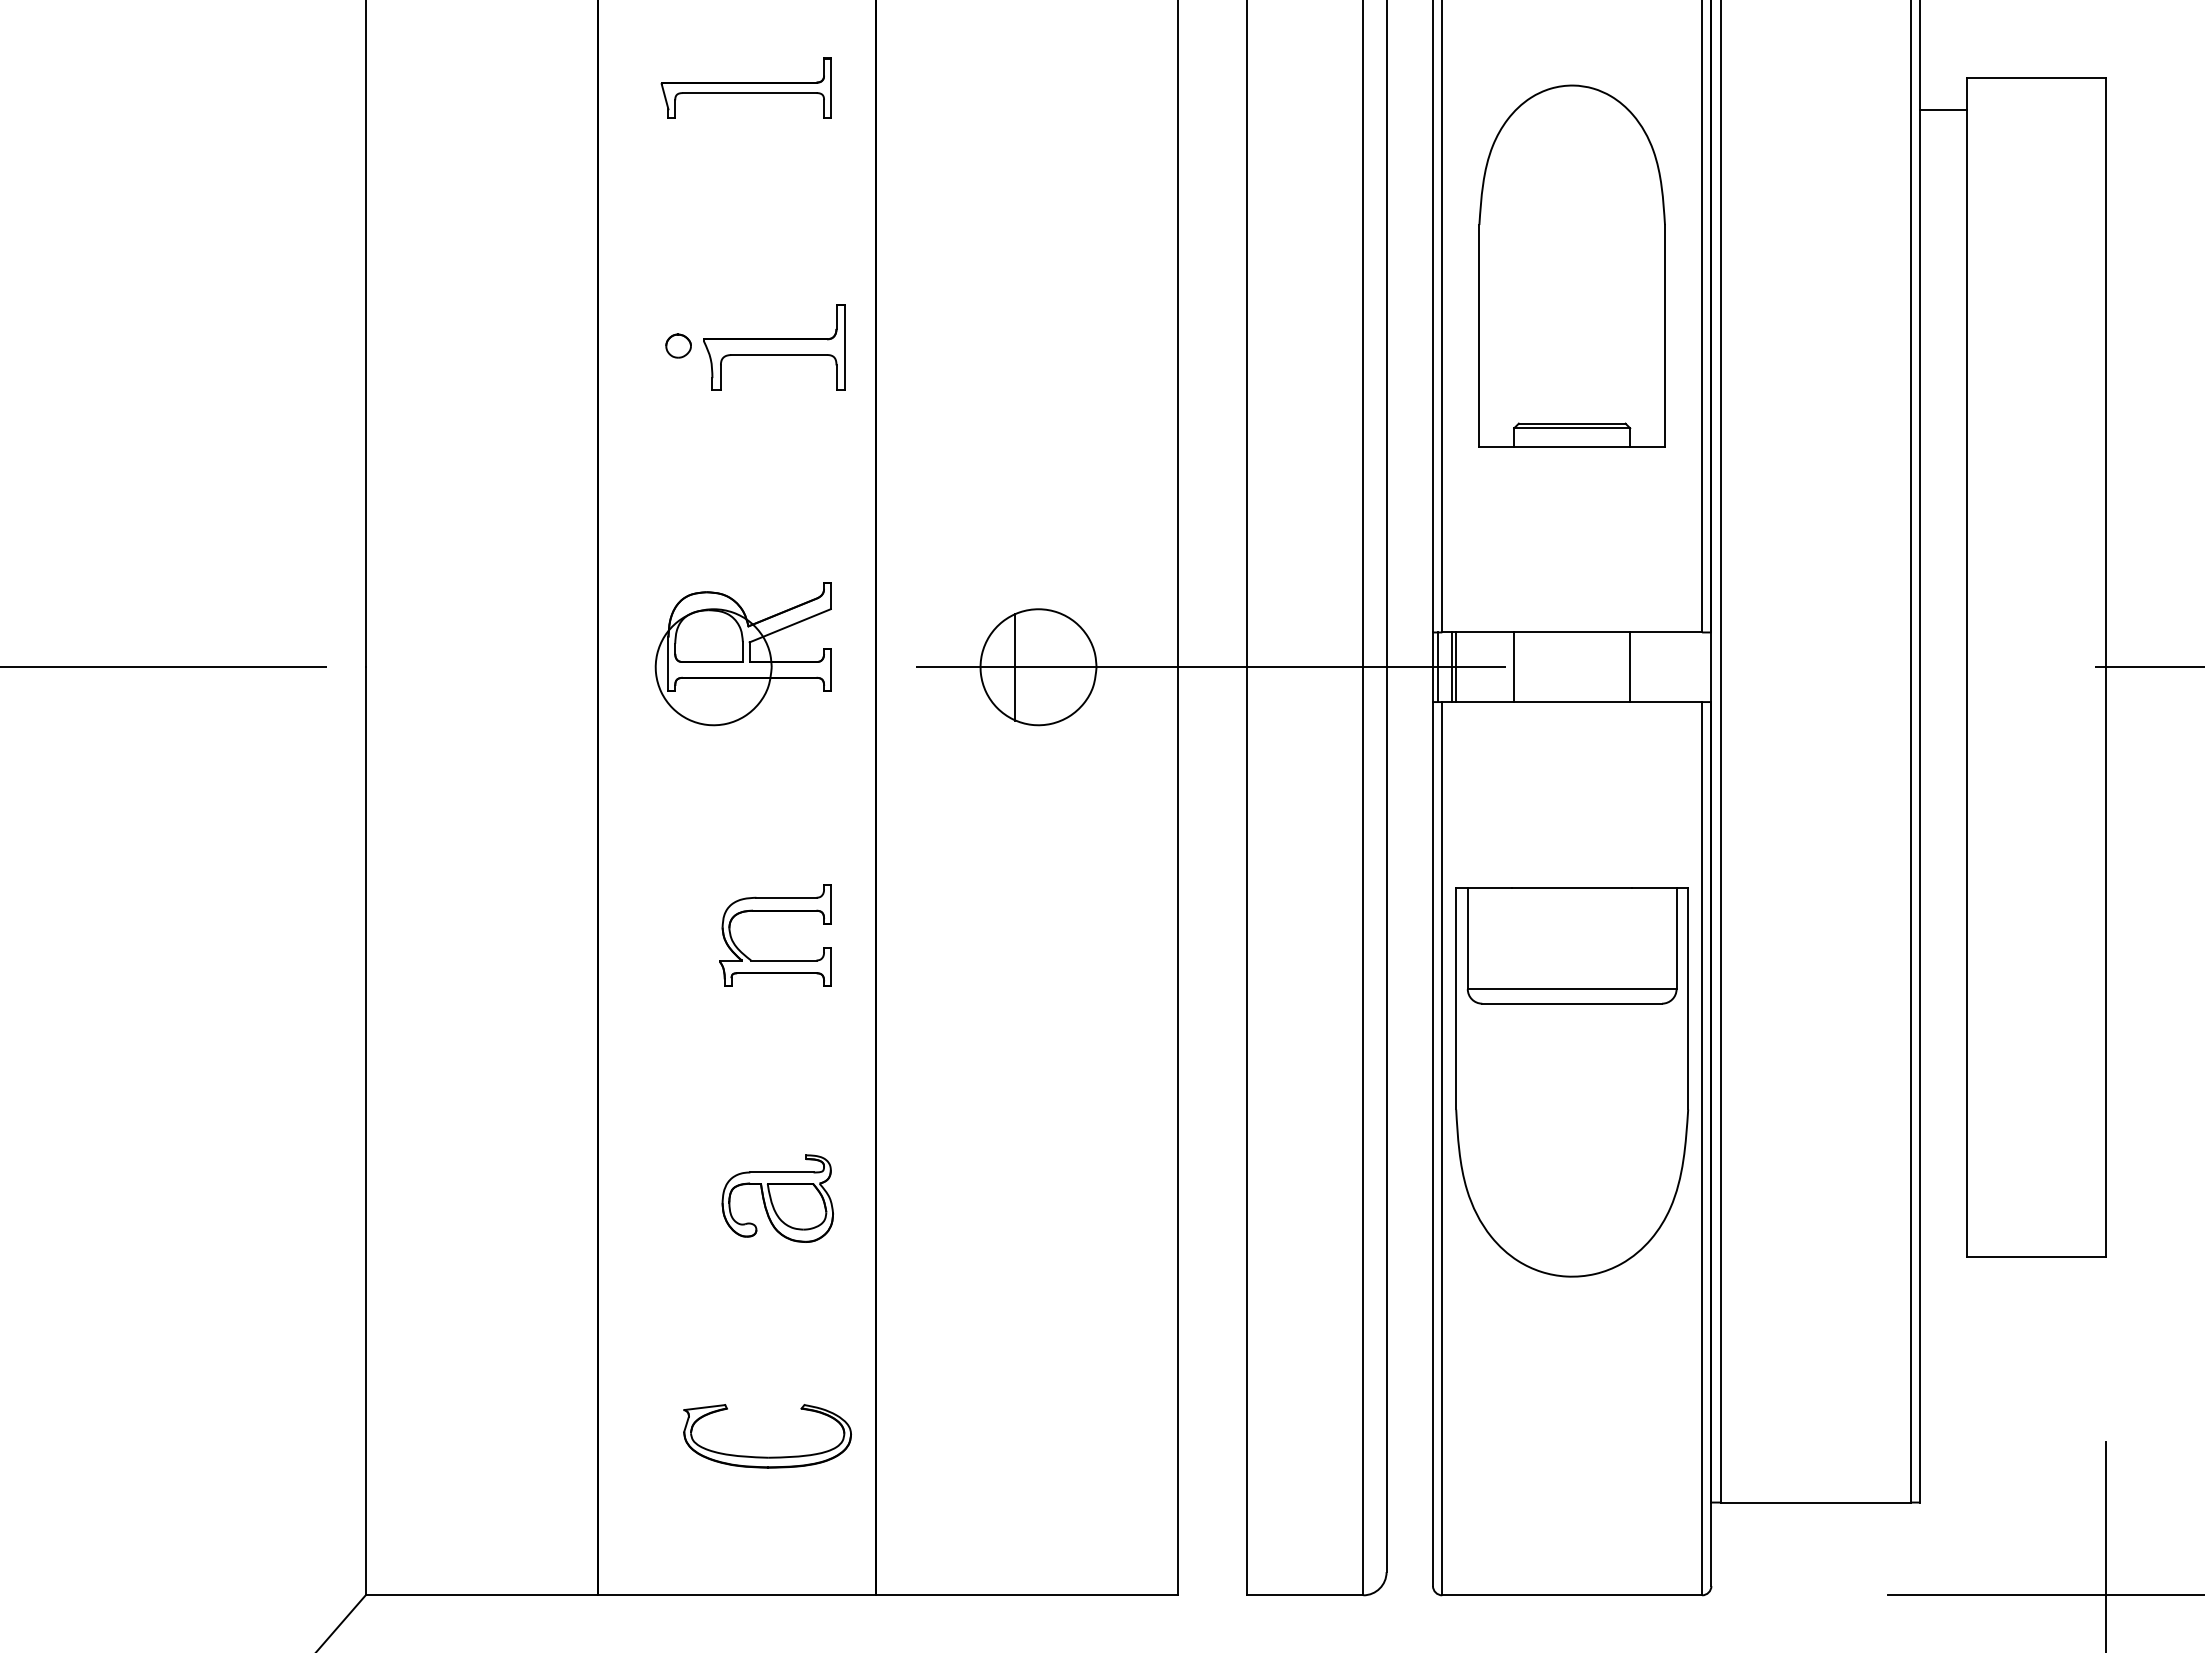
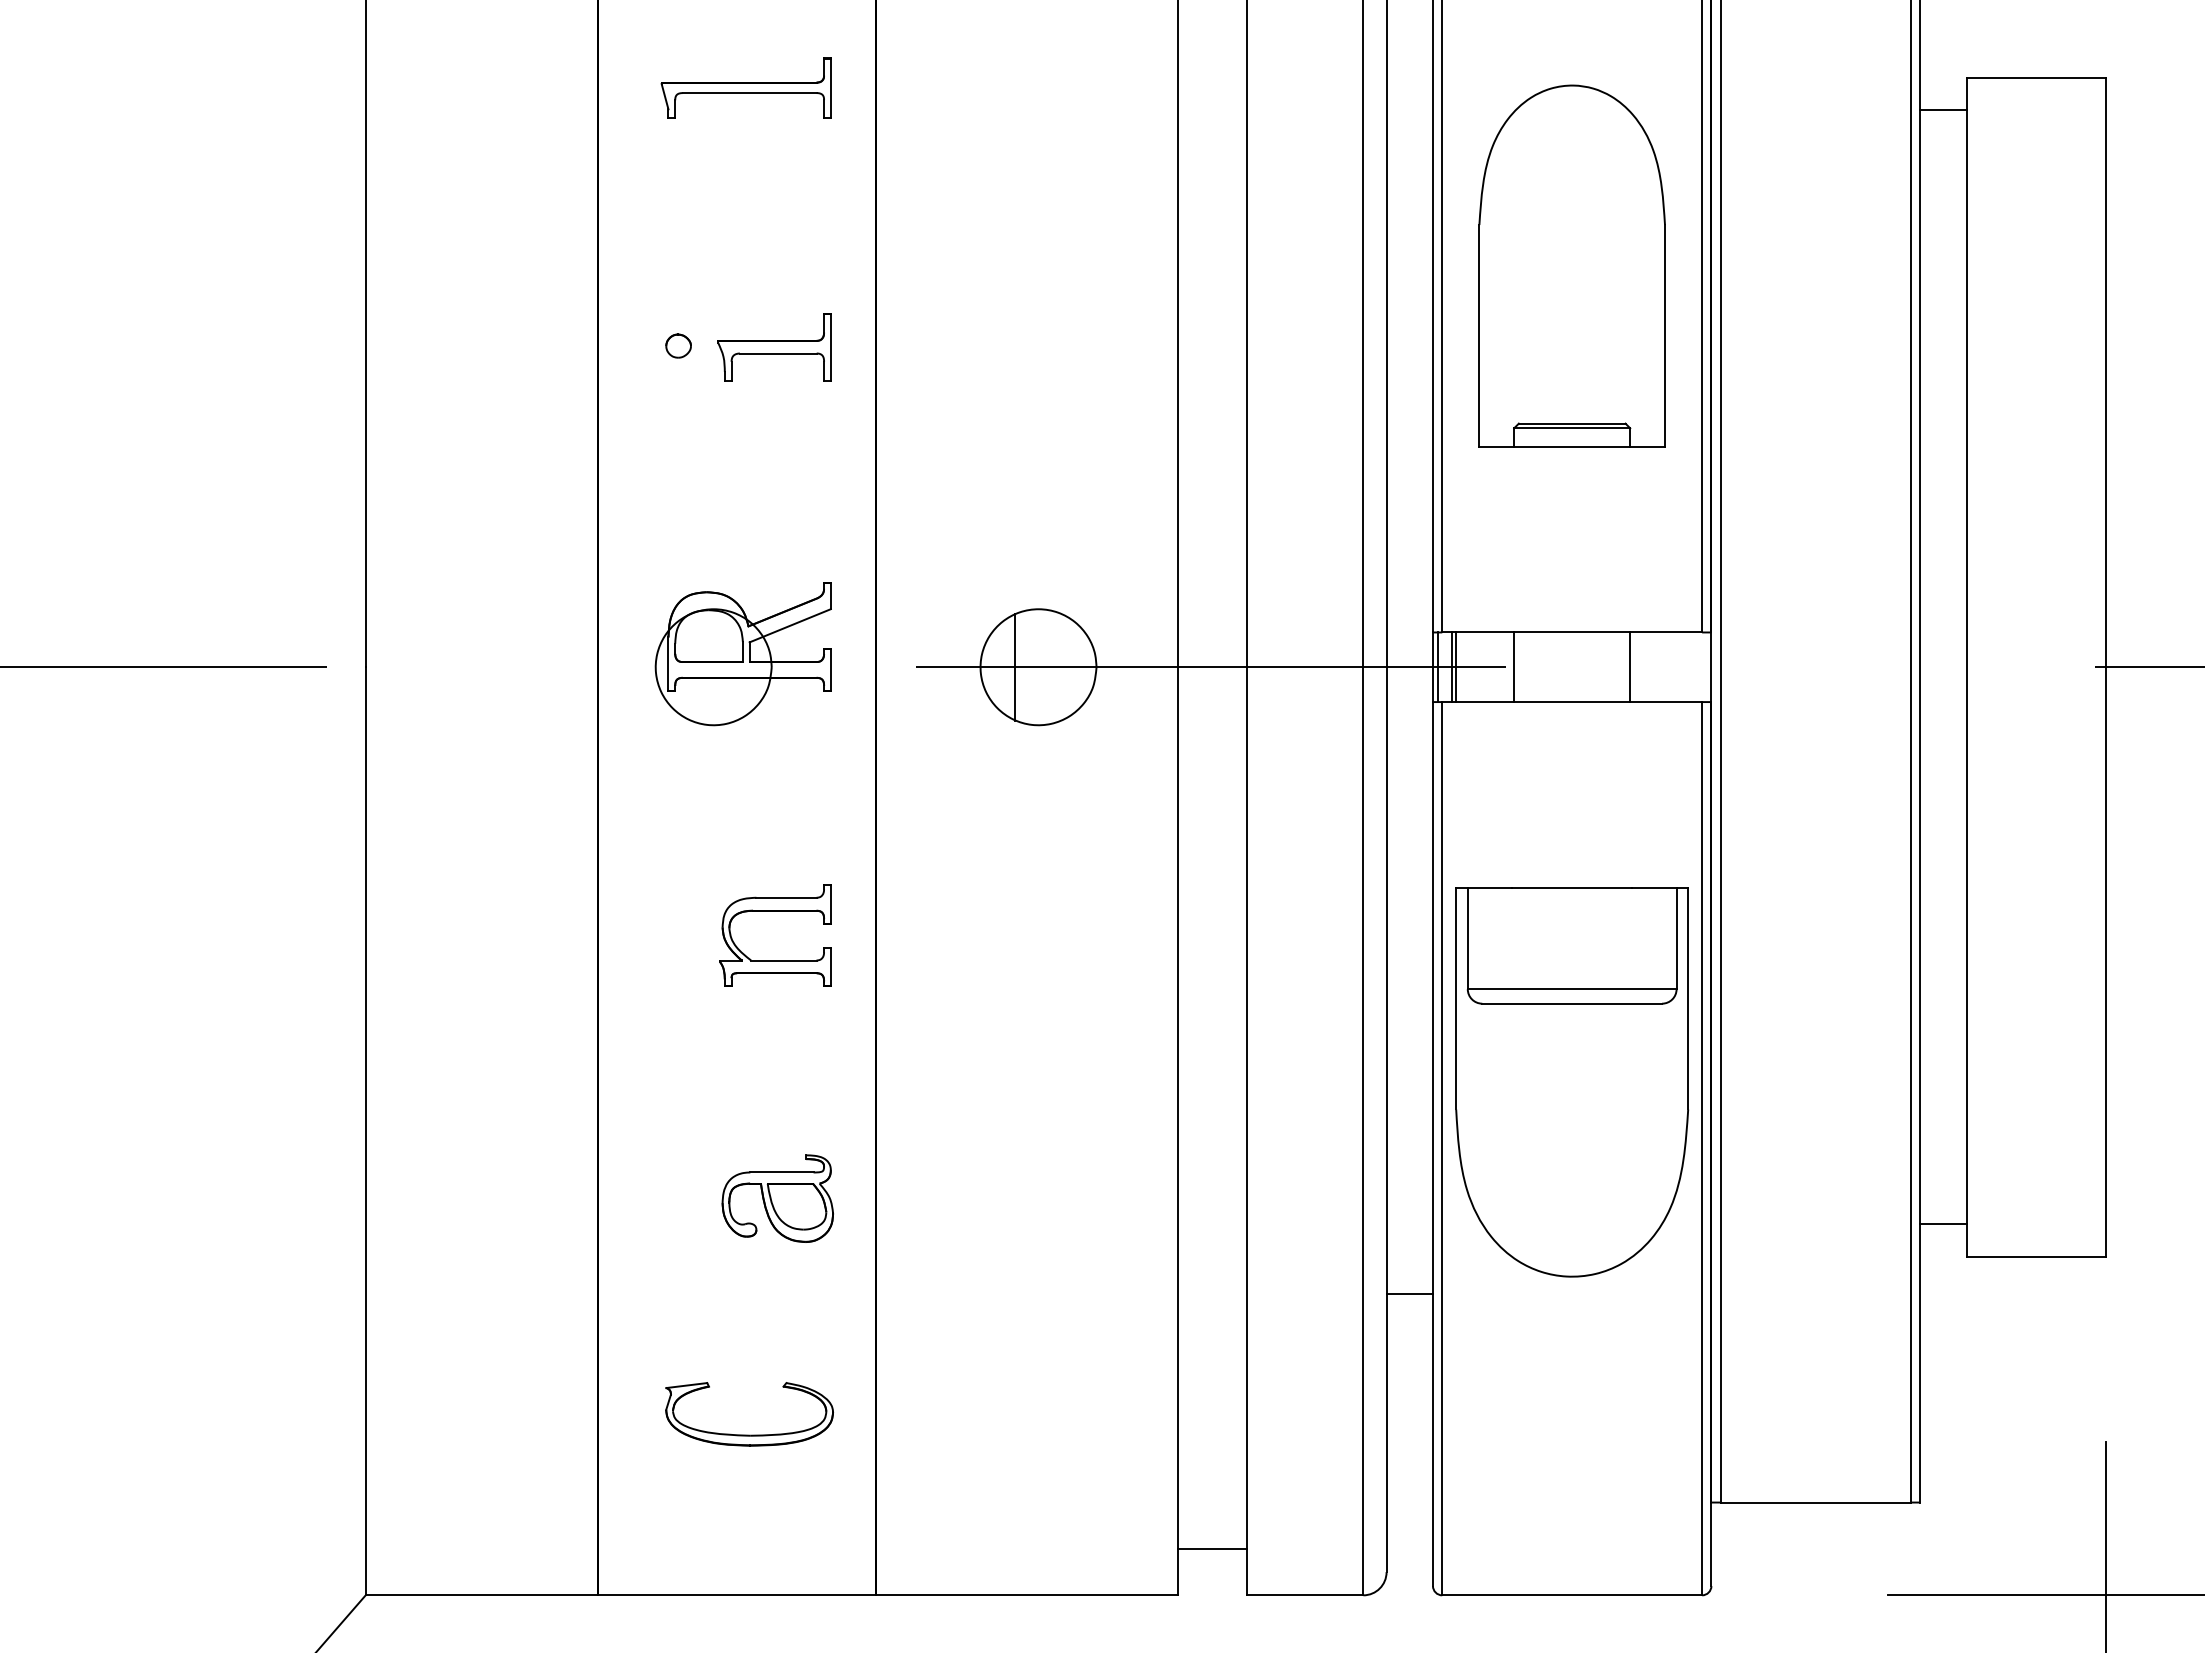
part size: 143x87 px -> 115x69 px (774, 347)
line: none -> present (1943, 1224)
line: none -> present (1409, 1293)
part position: (767, 1456) -> (749, 1434) (749, 1434)
line: none -> present (1212, 1548)
